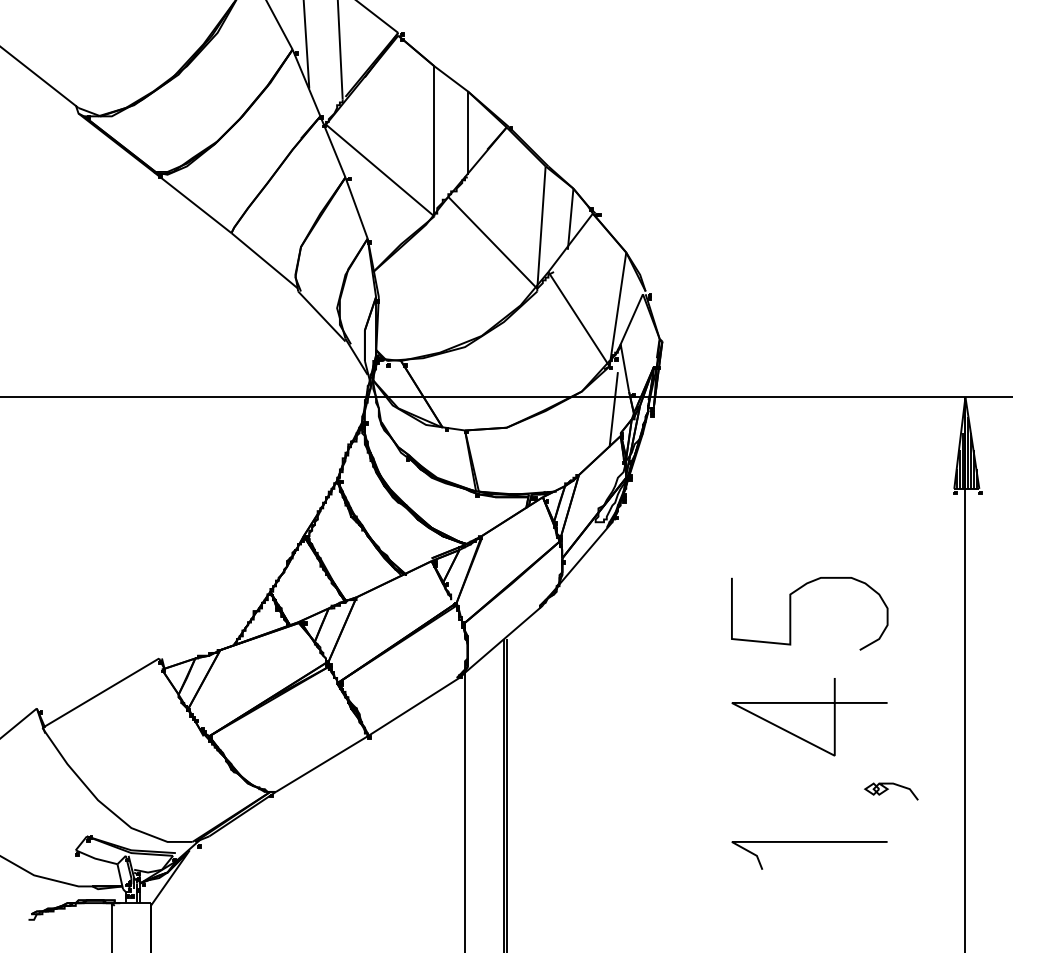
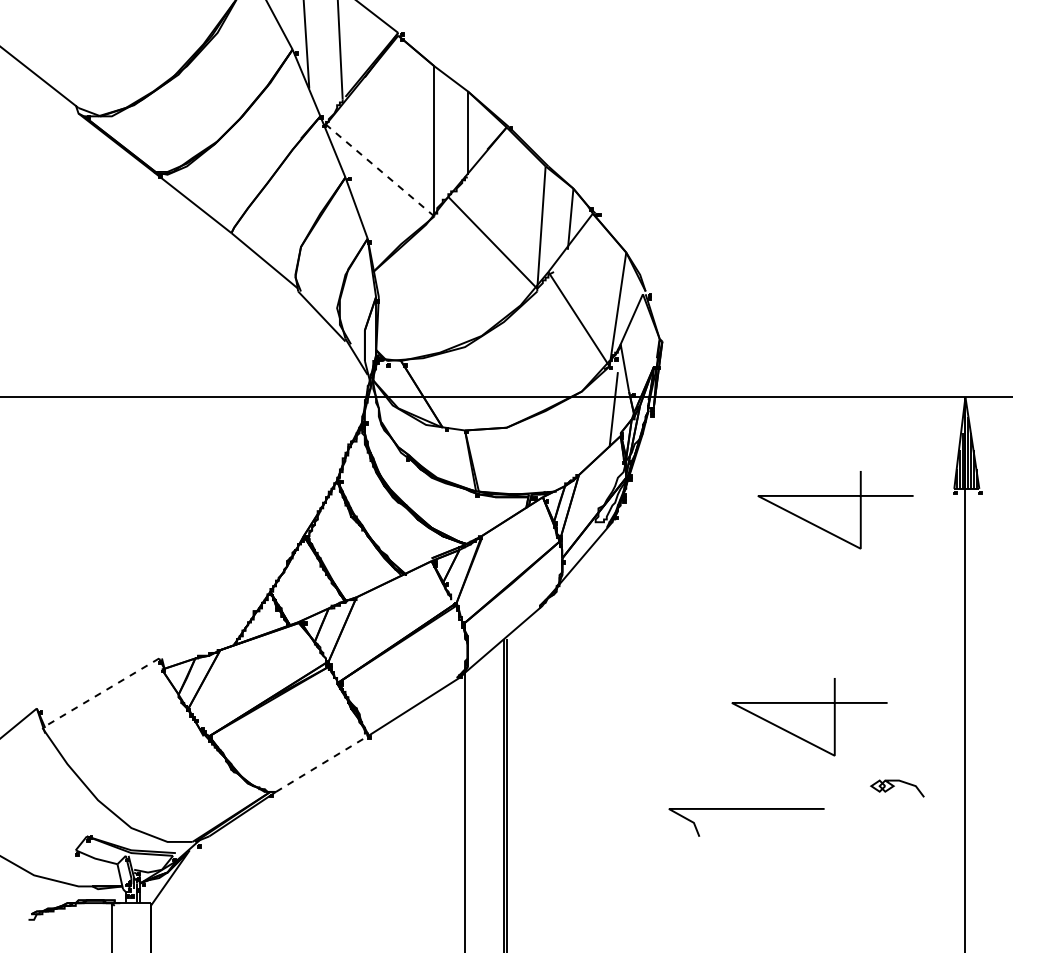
line: solid -> dashed (379, 170)
line: none -> present (835, 496)
curve: present -> none (791, 613)
line: solid -> dashed (100, 693)
line: solid -> dashed (321, 764)
part position: (891, 791) -> (897, 788) (897, 788)
line position: (809, 842) -> (746, 809) (746, 809)
